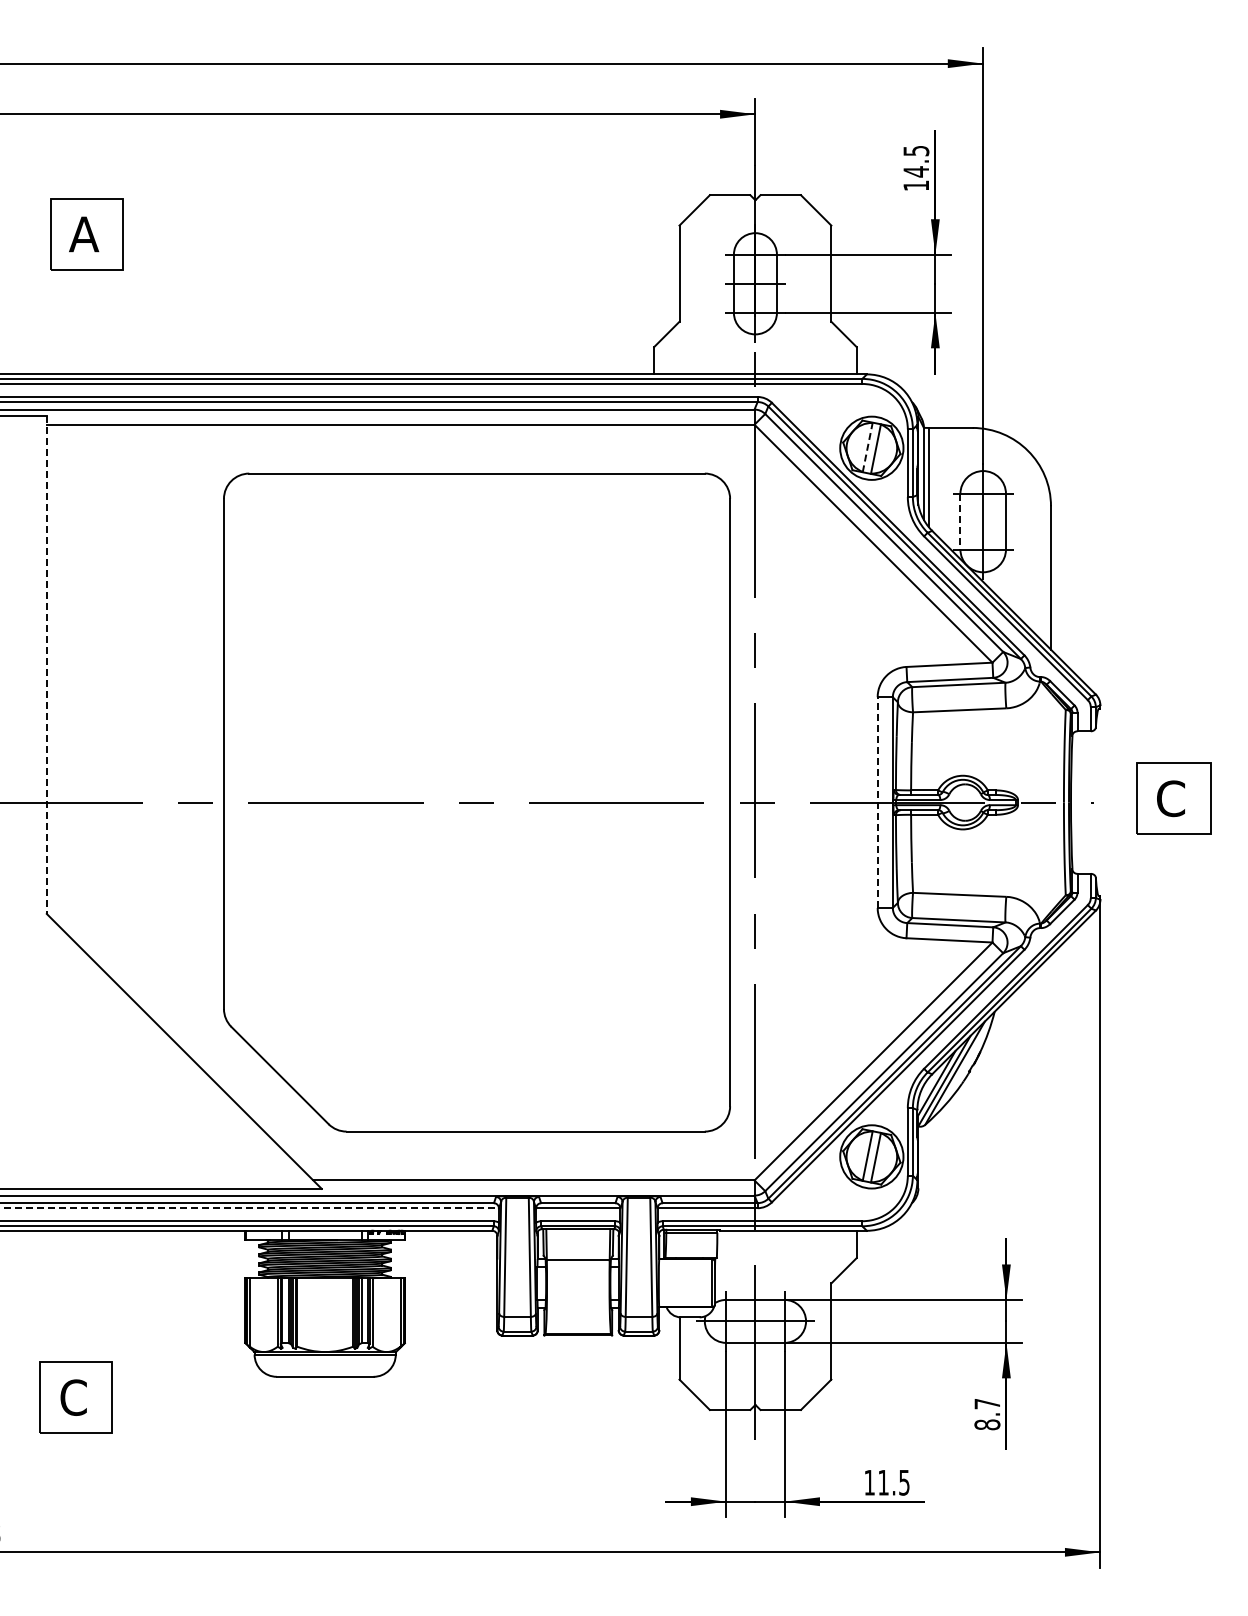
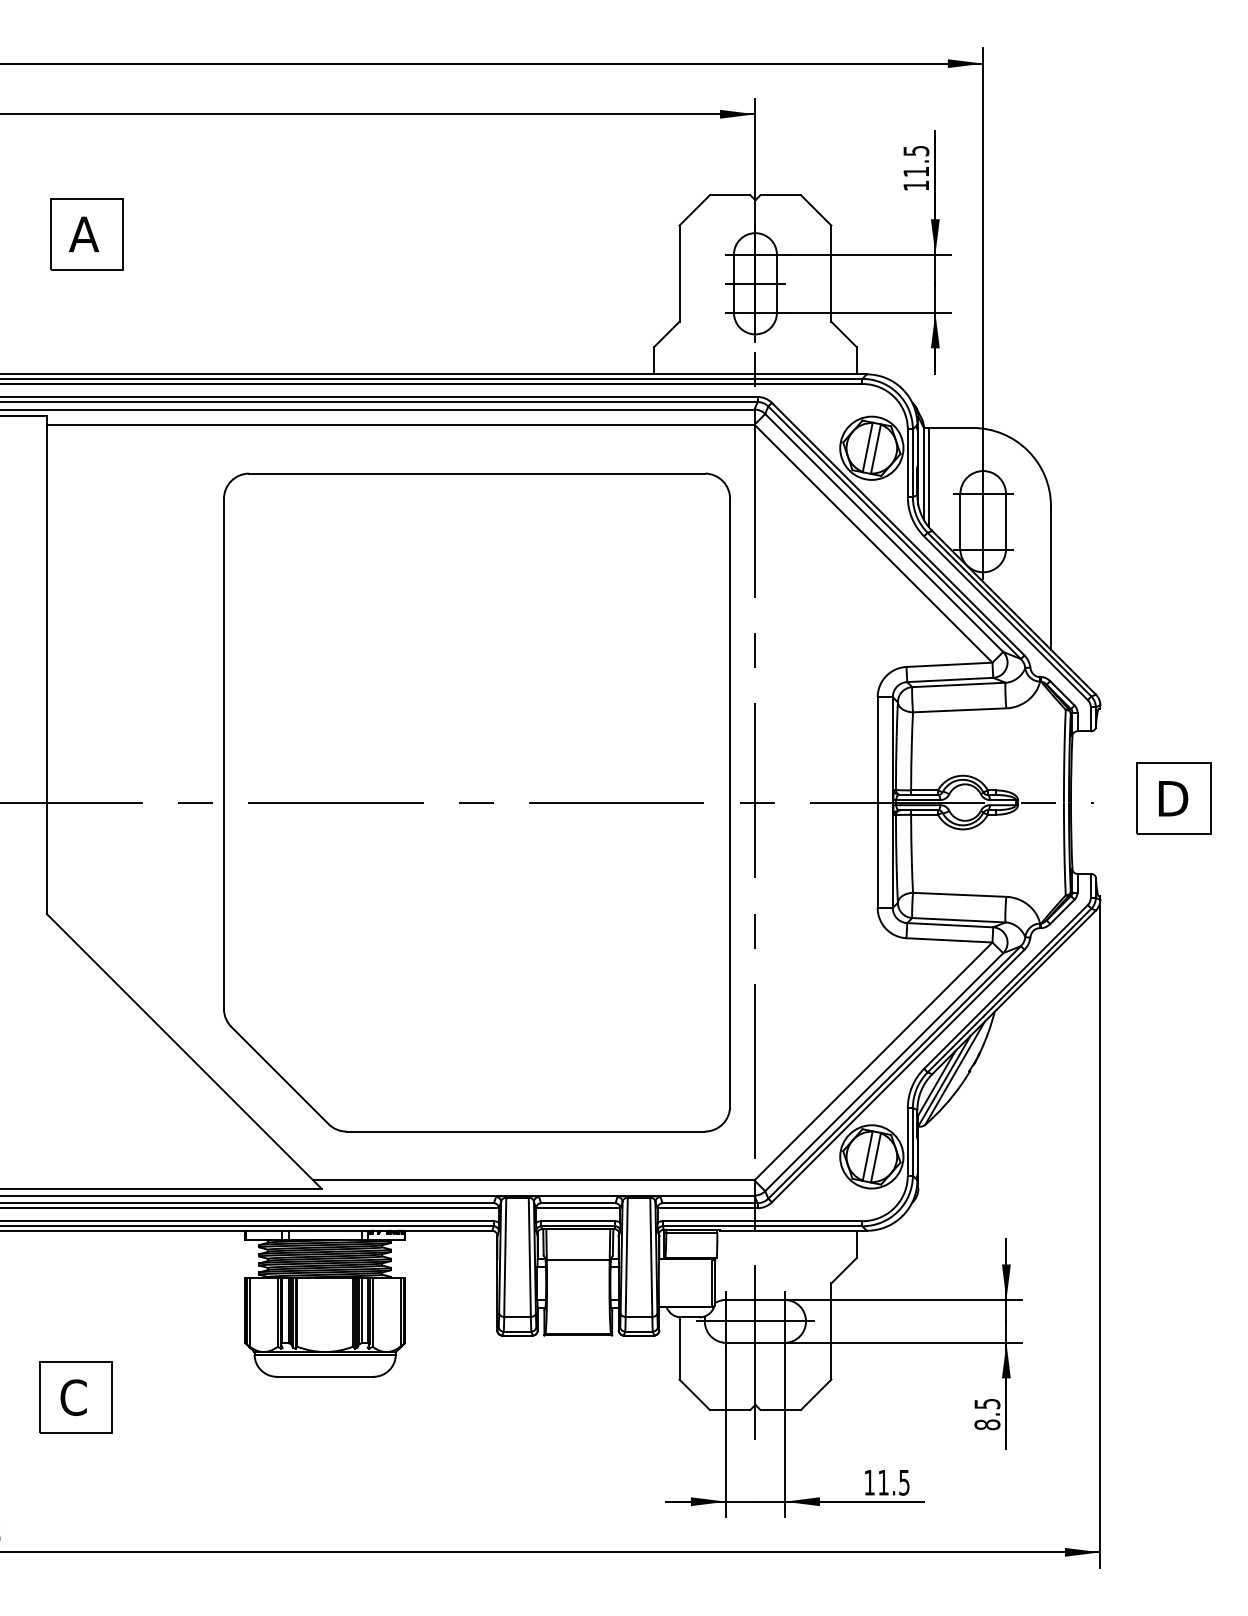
text: 14.5 -> 11.5 (915, 171)
line: dashed -> solid (867, 446)
line: dashed -> solid (960, 521)
line: dashed -> solid (46, 665)
text: C -> D (1172, 798)
line: dashed -> solid (877, 802)
line: dashed -> solid (250, 1208)
text: 8.7 -> 8.5 (987, 1404)
